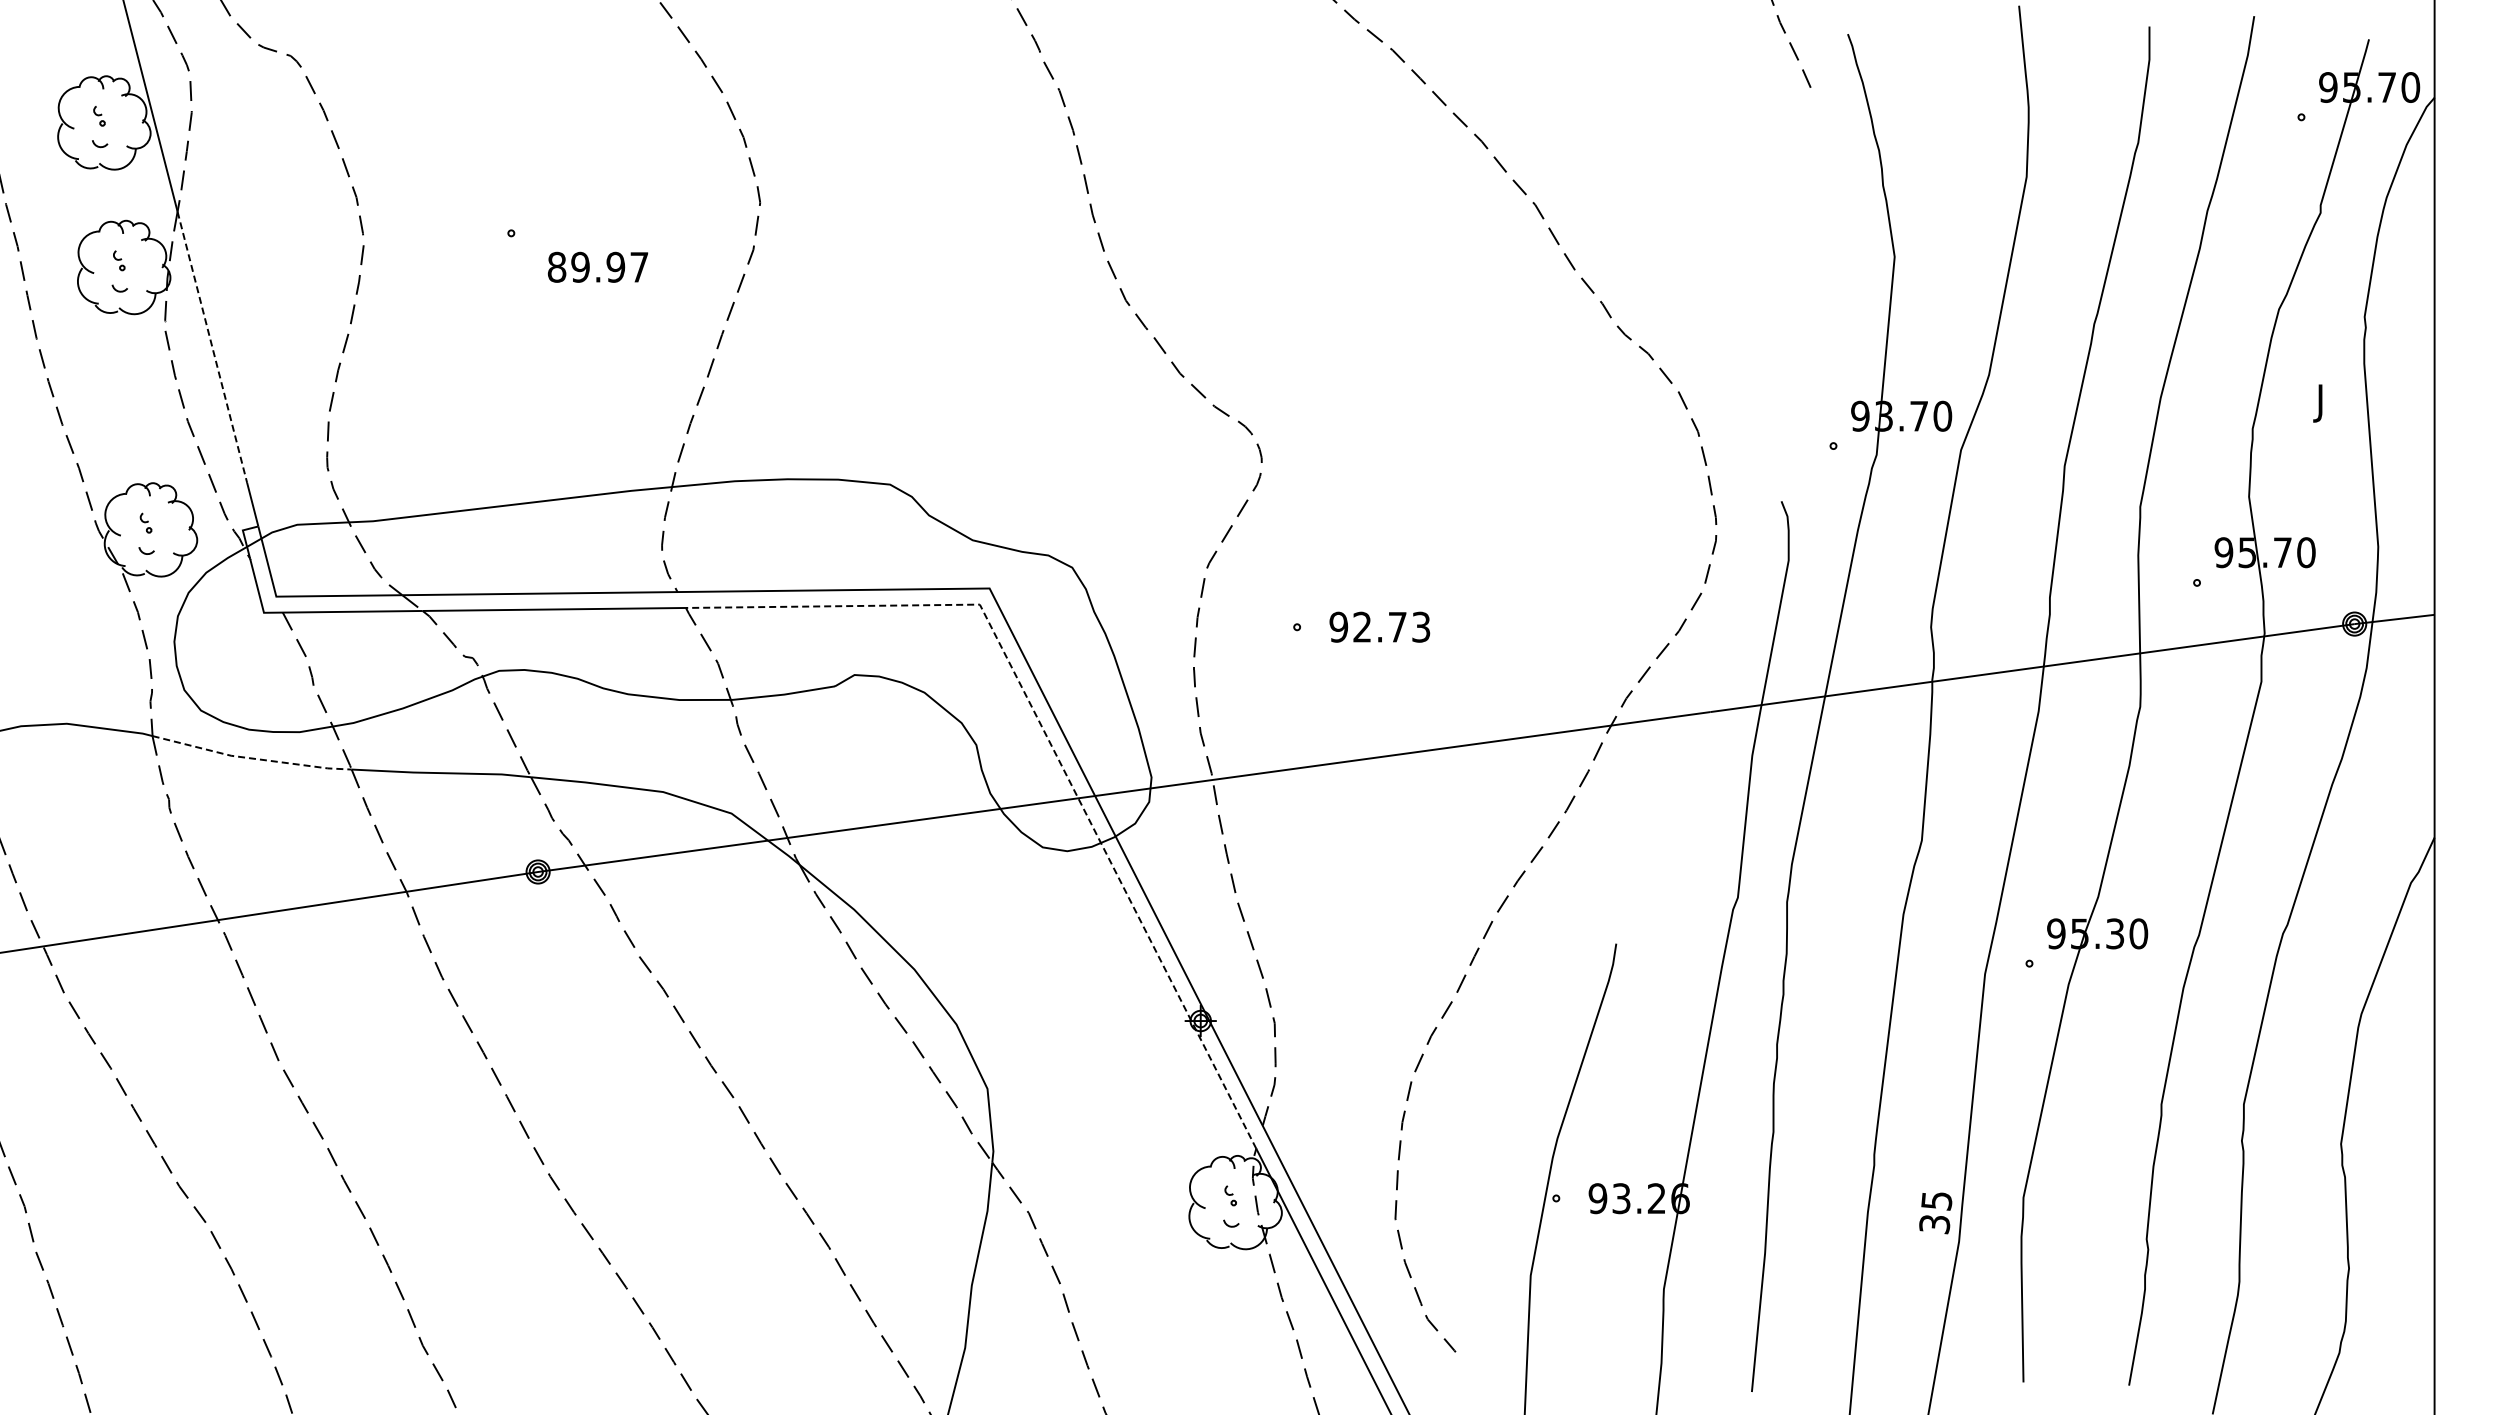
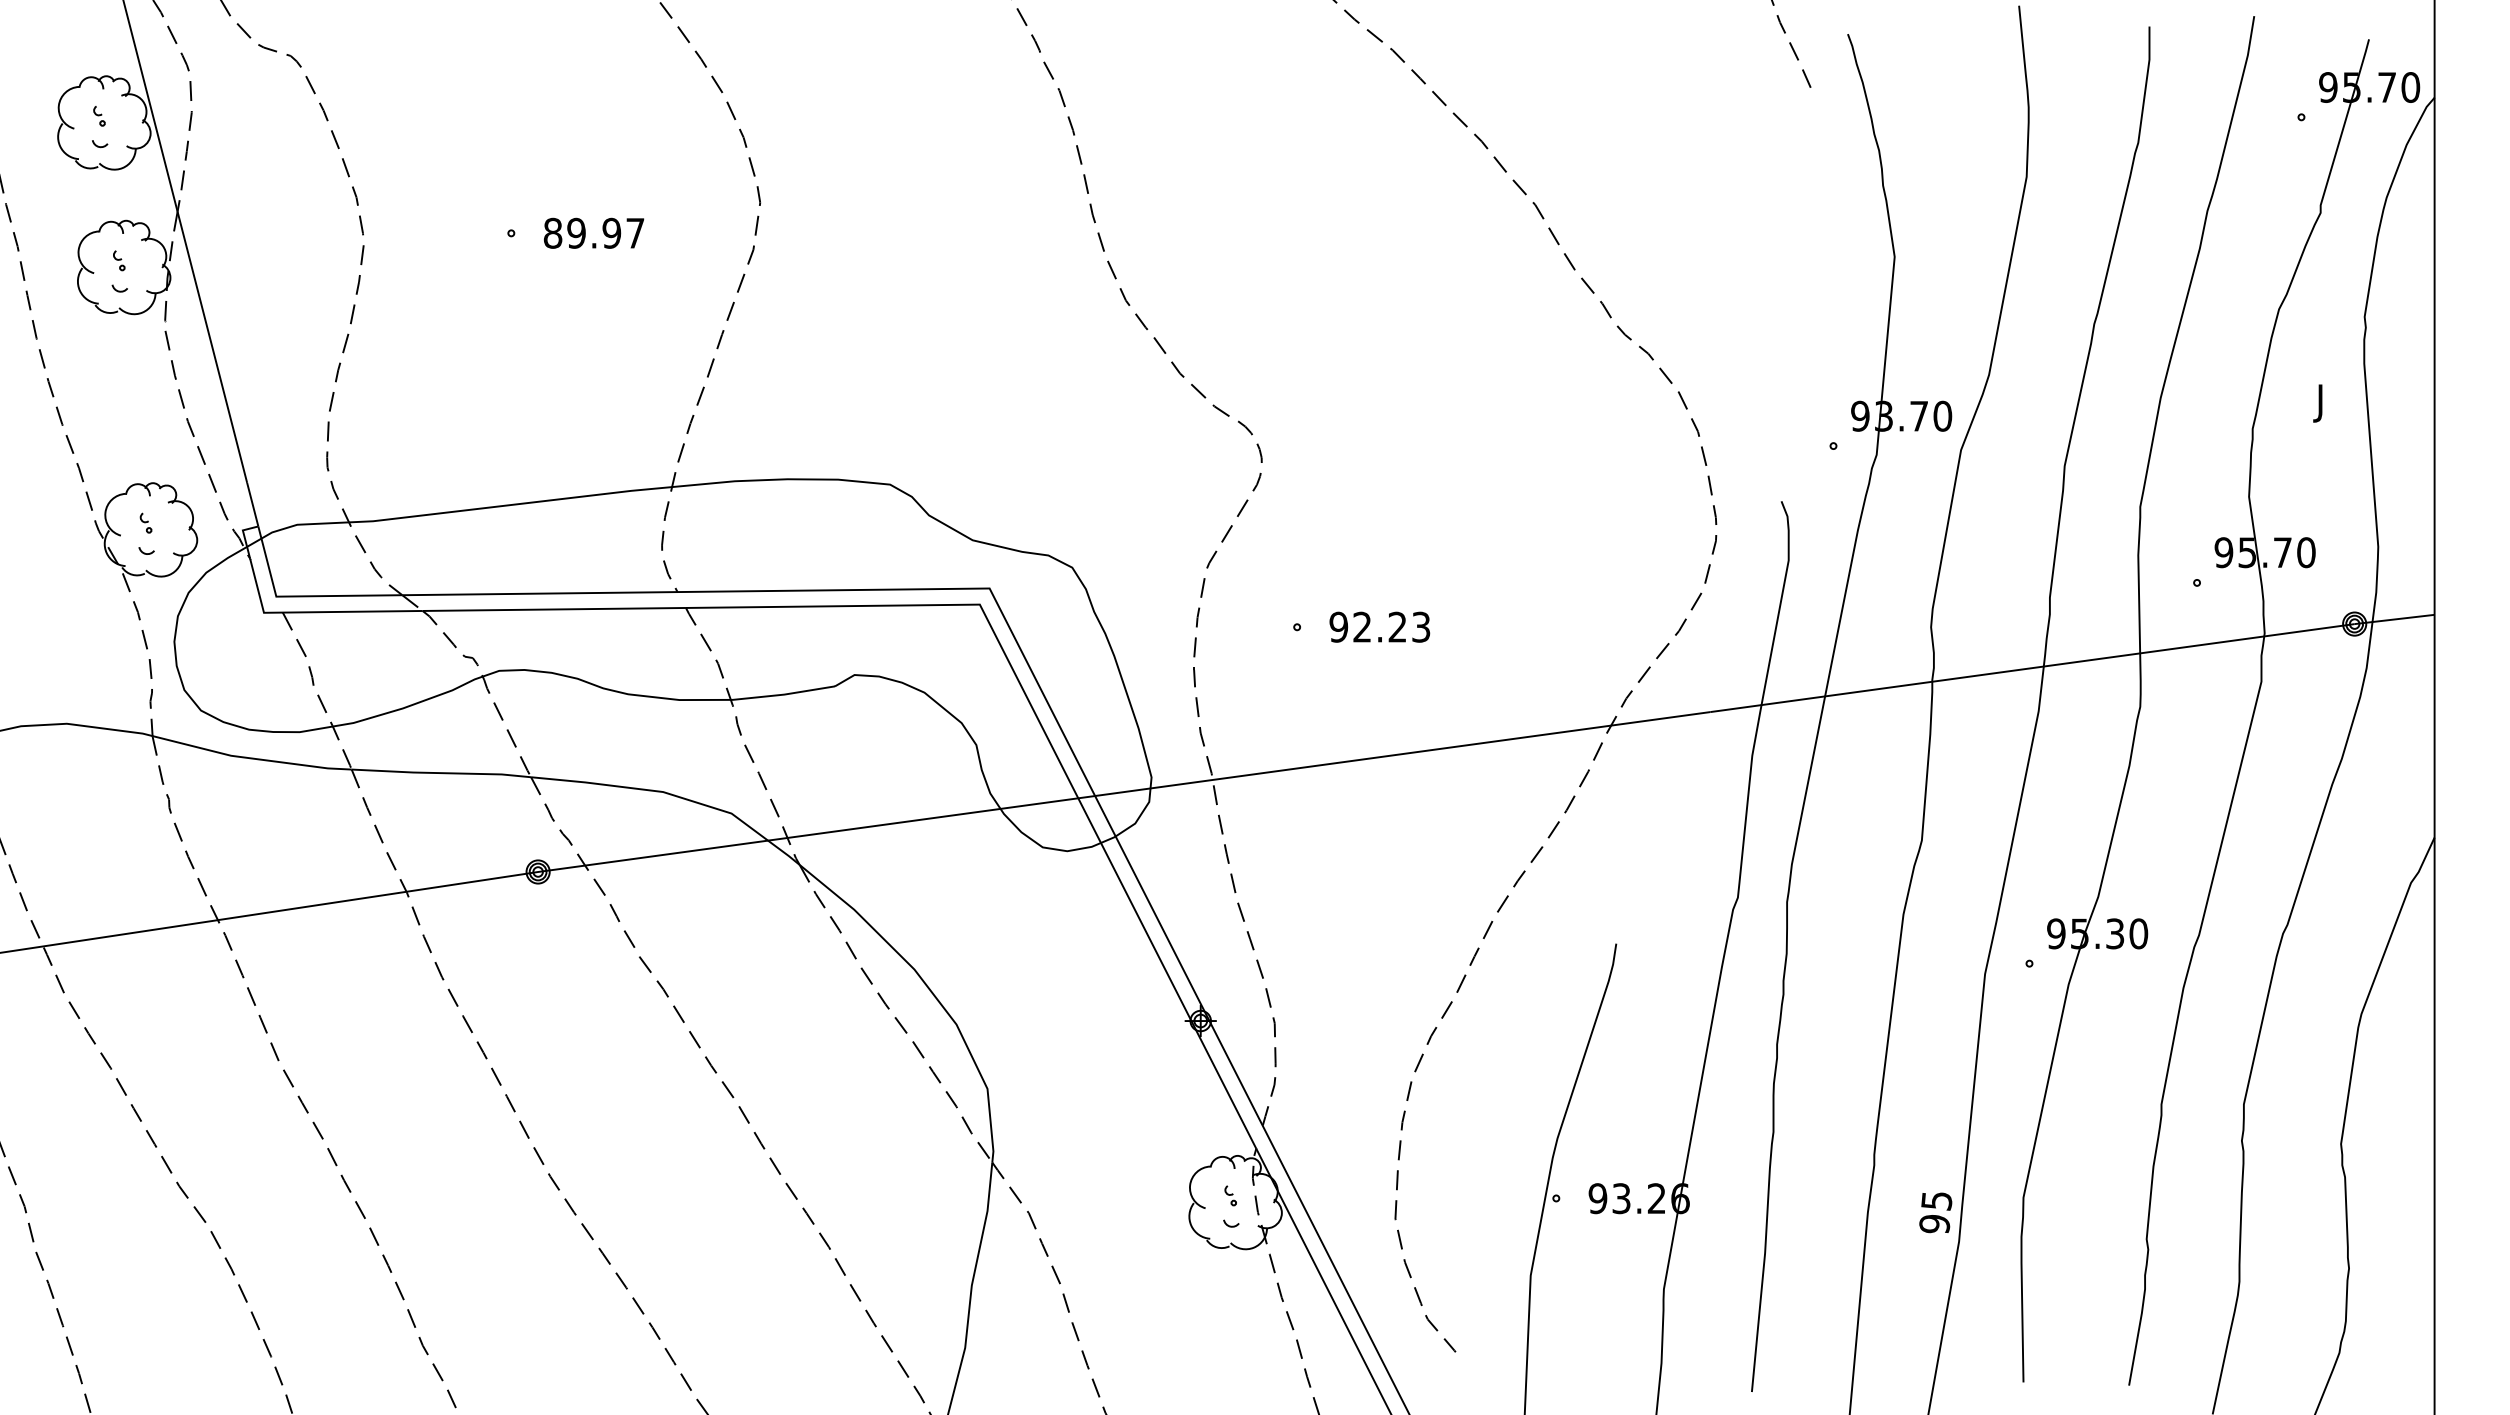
text position: (598, 266) -> (594, 232) (594, 232)
line: dashed -> solid (212, 347)
text: 92.73 -> 92.23 (1397, 626)
line: dashed -> solid (1051, 745)
line: dashed -> solid (251, 758)
text: 35 -> 95 (1934, 1224)
